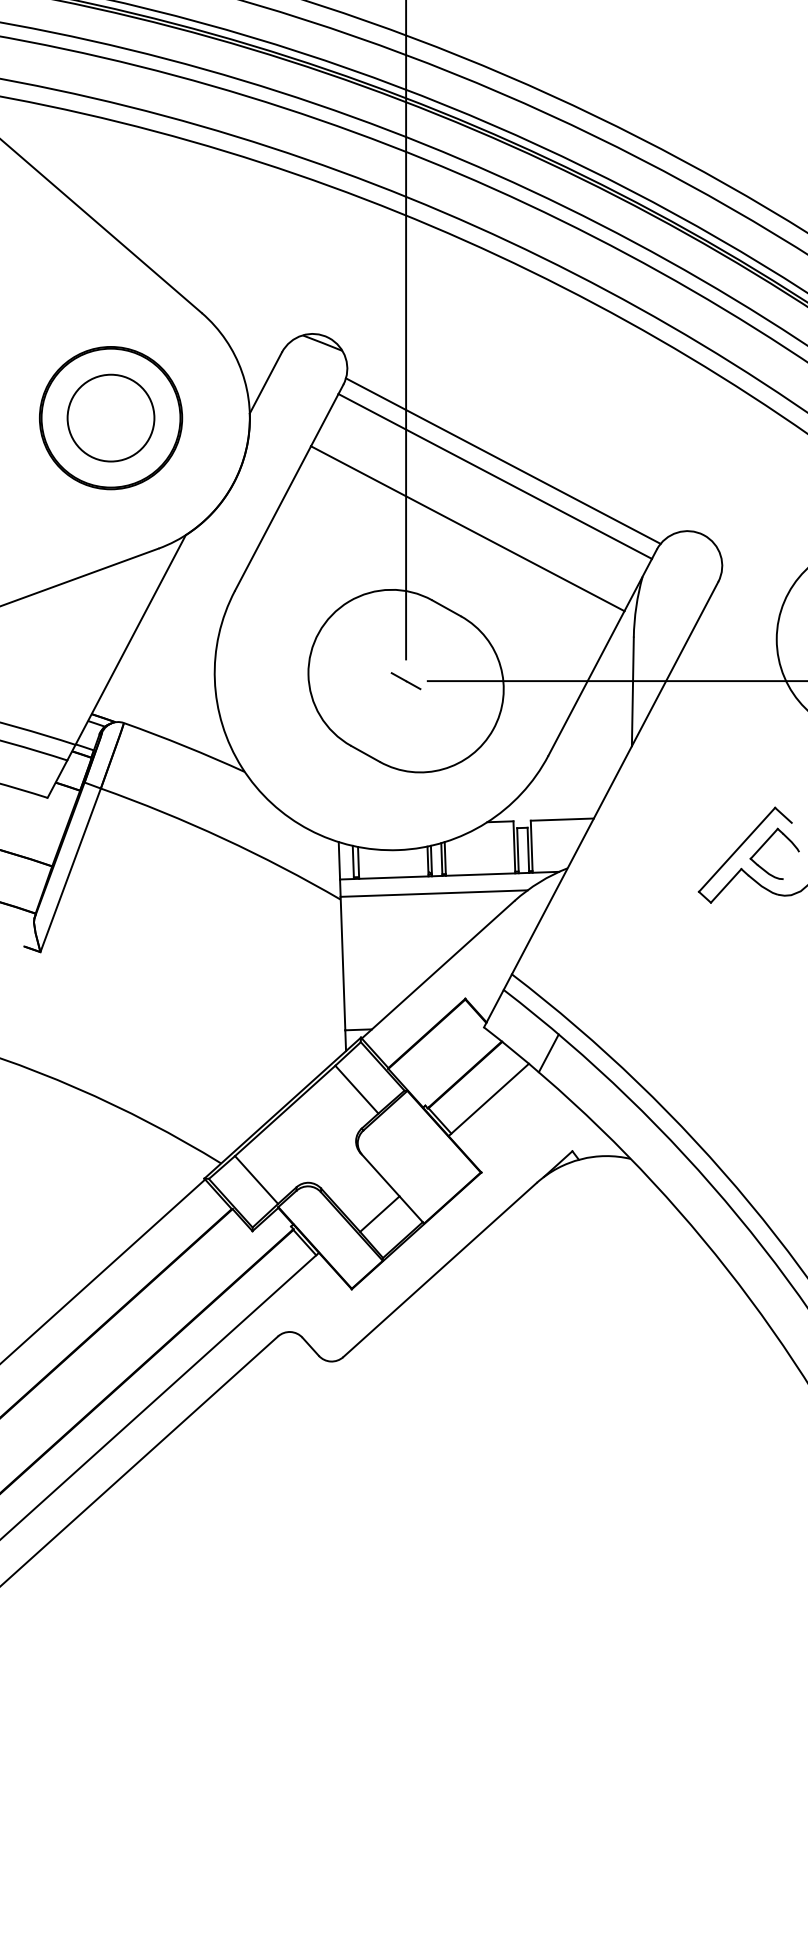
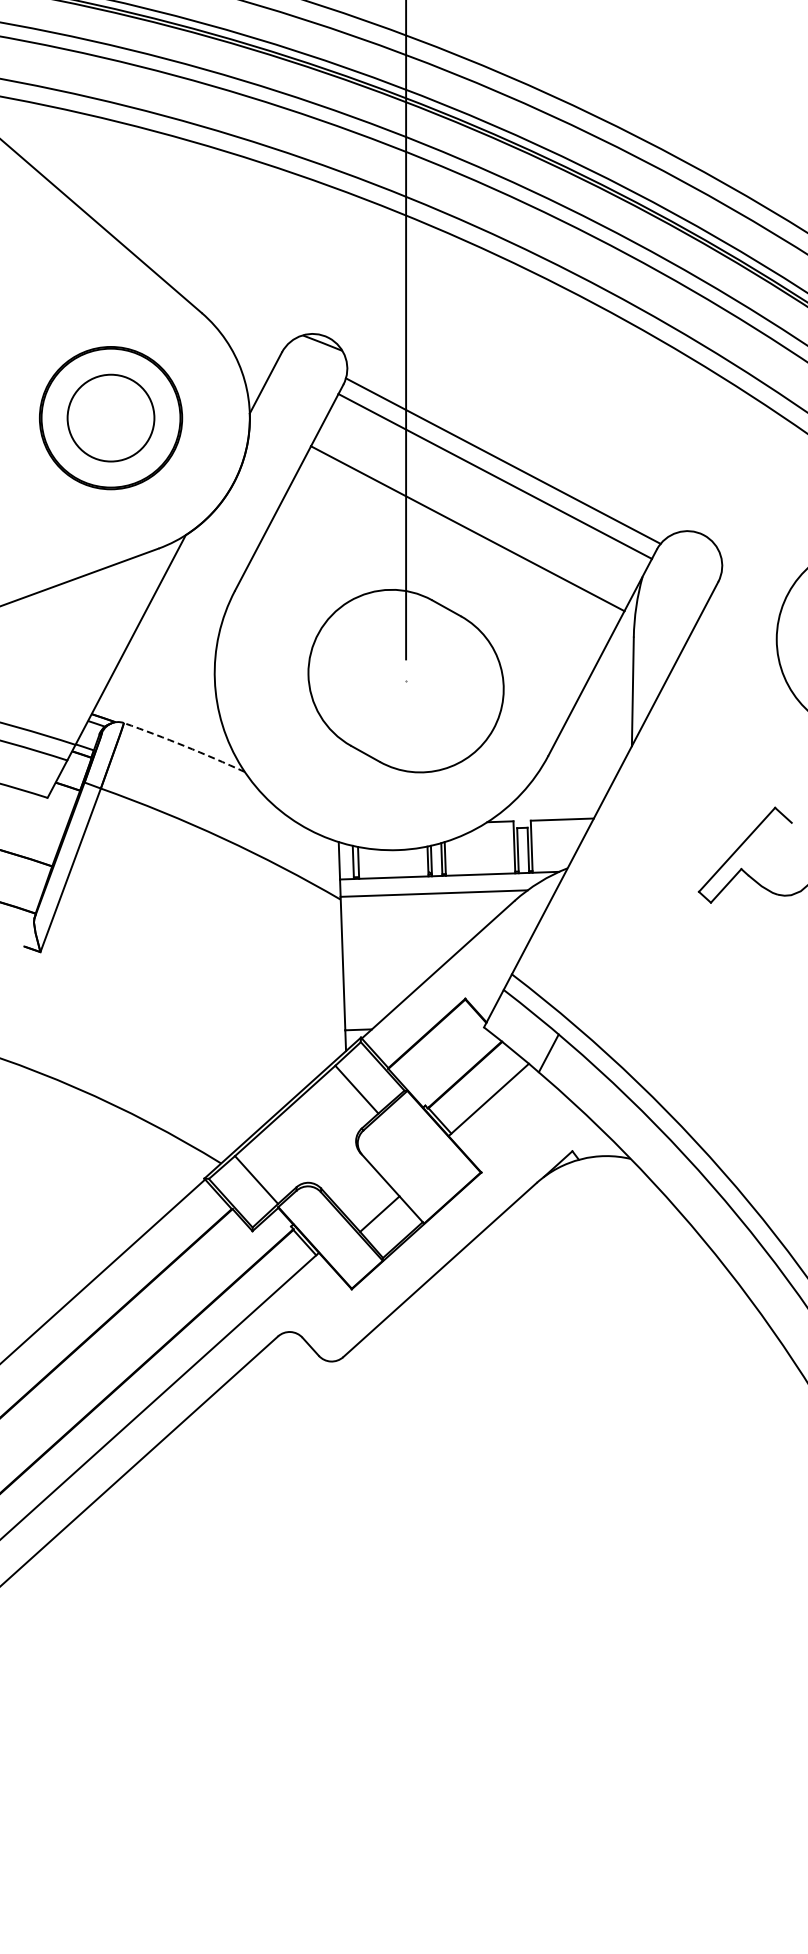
line: present -> none (405, 681)
line: present -> none (615, 681)
arc: solid -> dashed (184, 746)
part: present -> none (764, 845)
